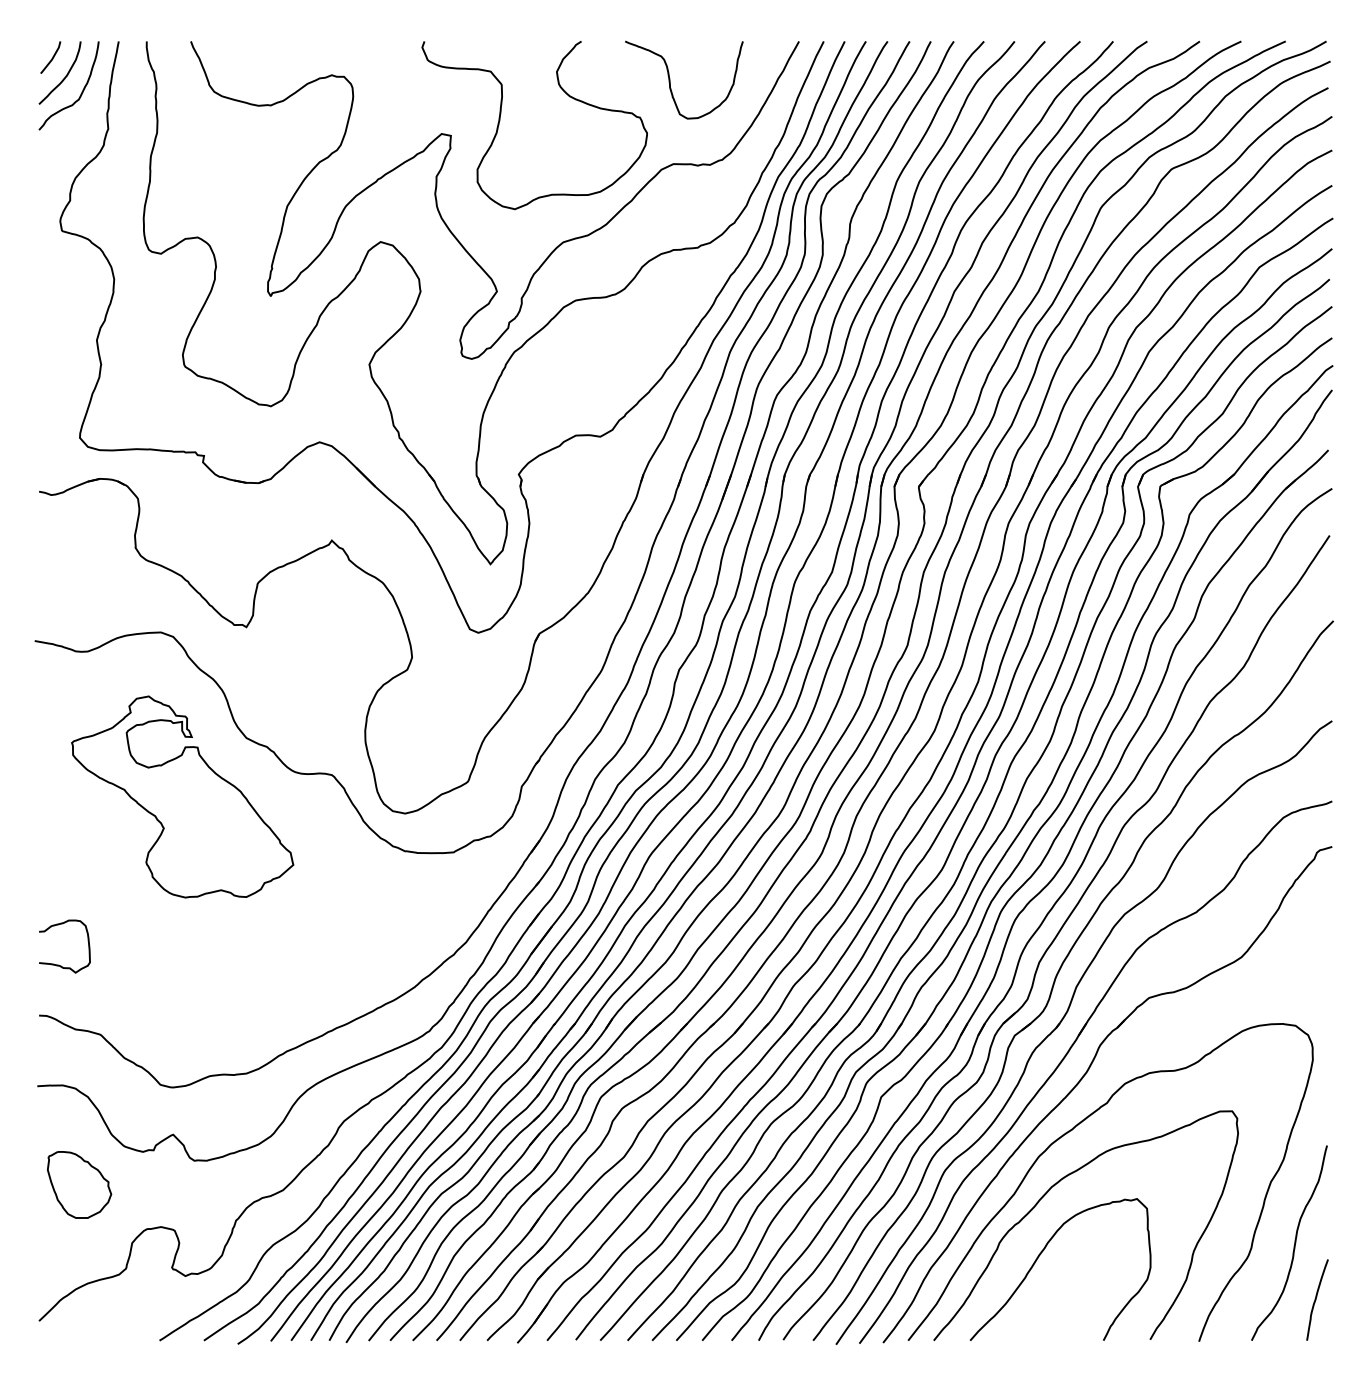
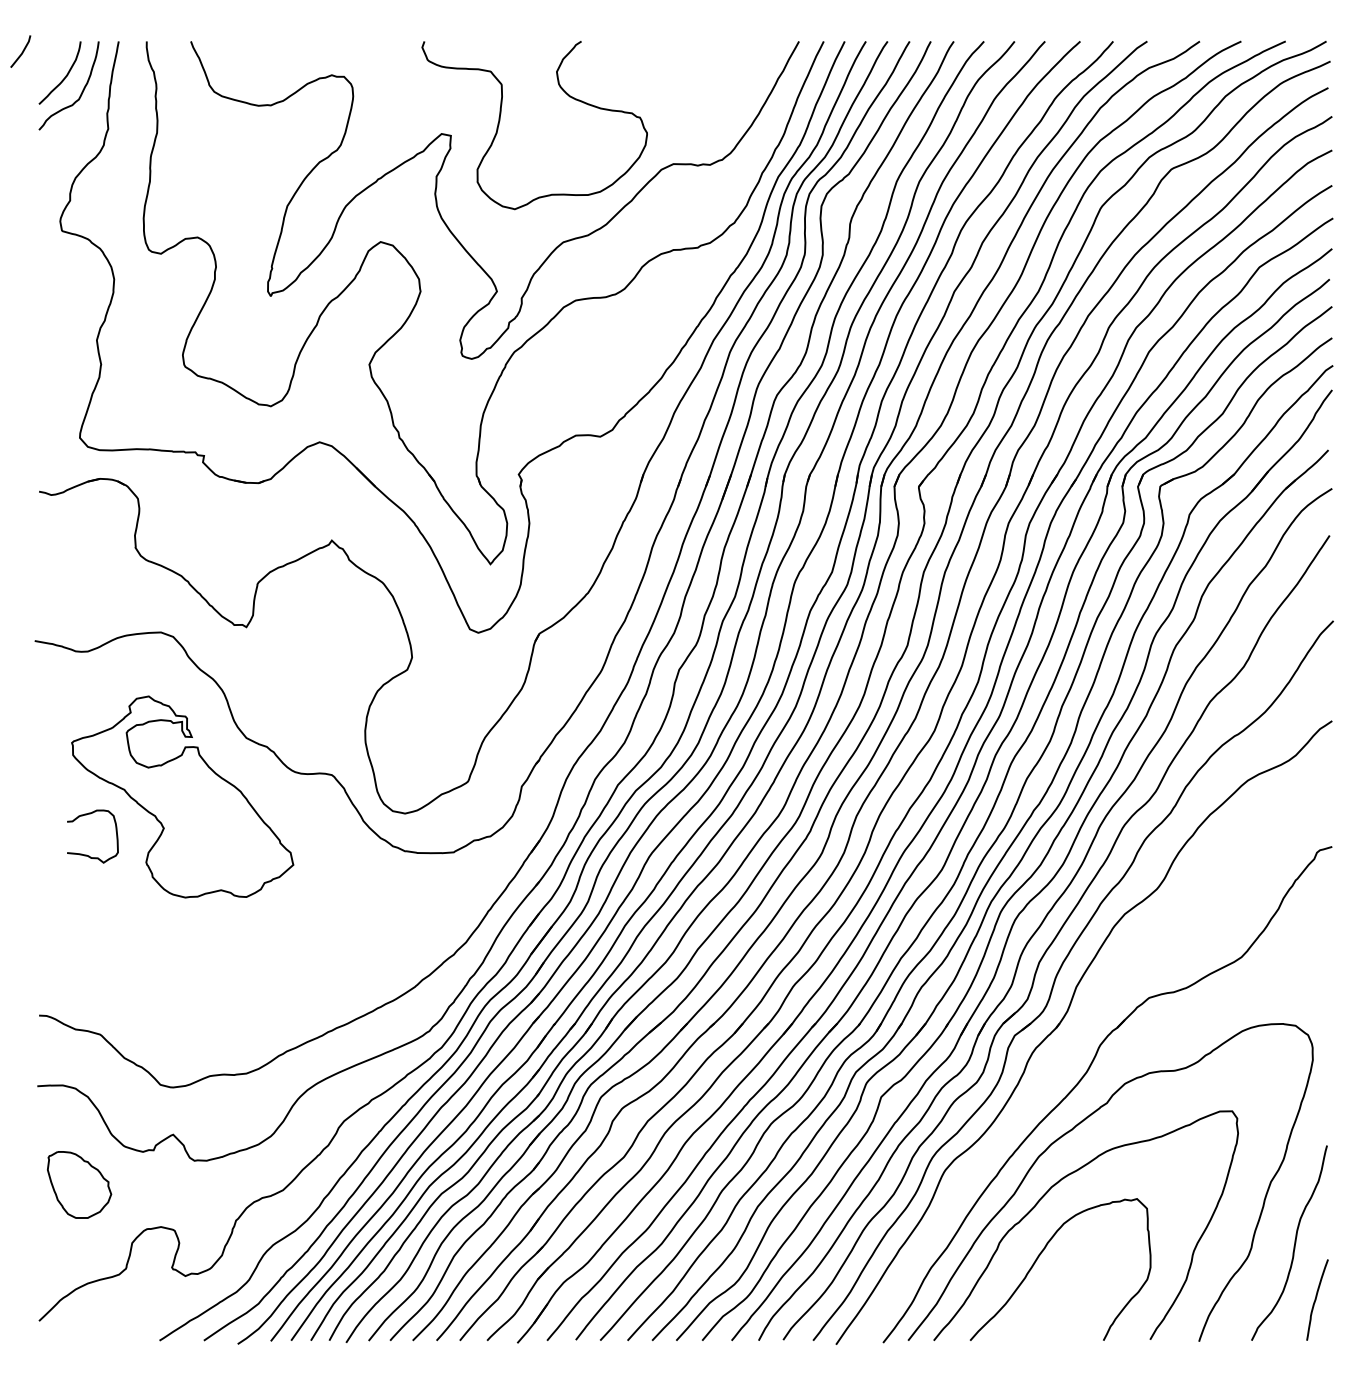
line position: (51, 58) -> (21, 52) (21, 52)
curve: present -> none (670, 79)
curve position: (58, 964) -> (86, 854) (86, 854)
part: present -> none (1068, 1053)
